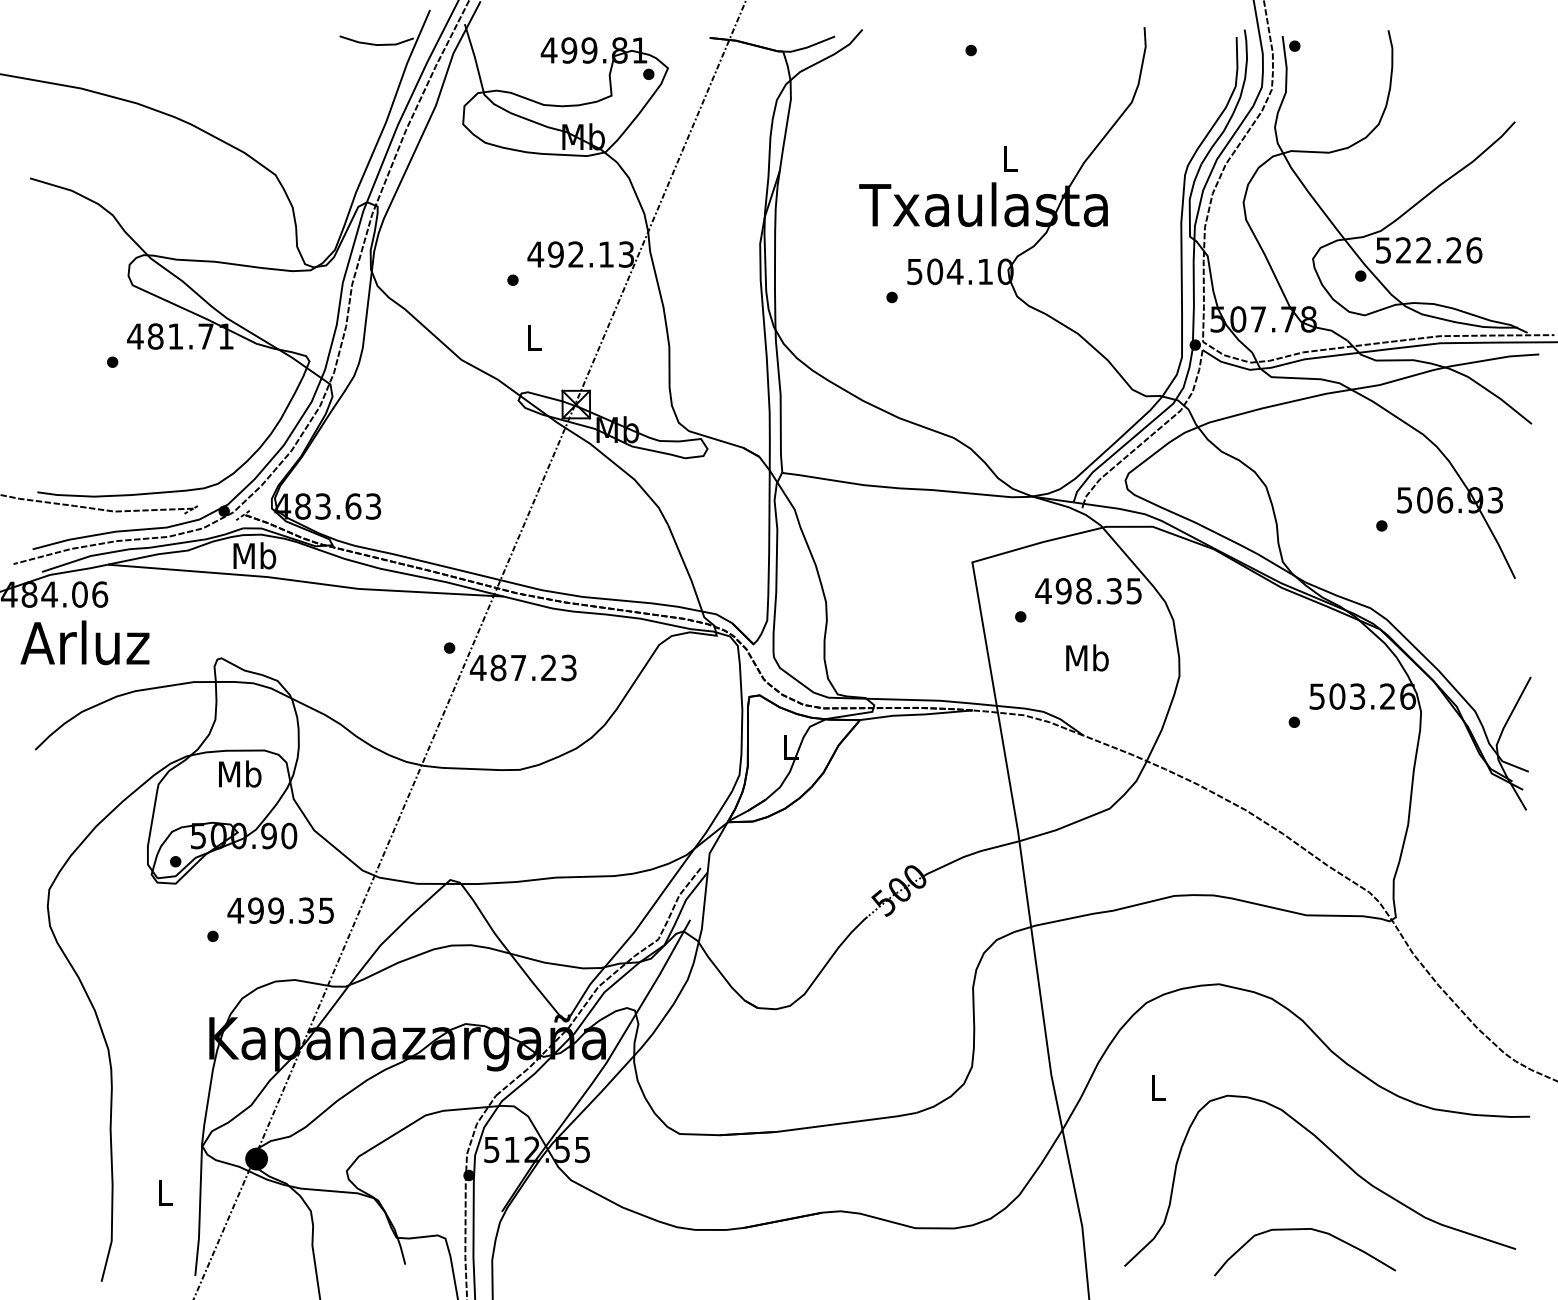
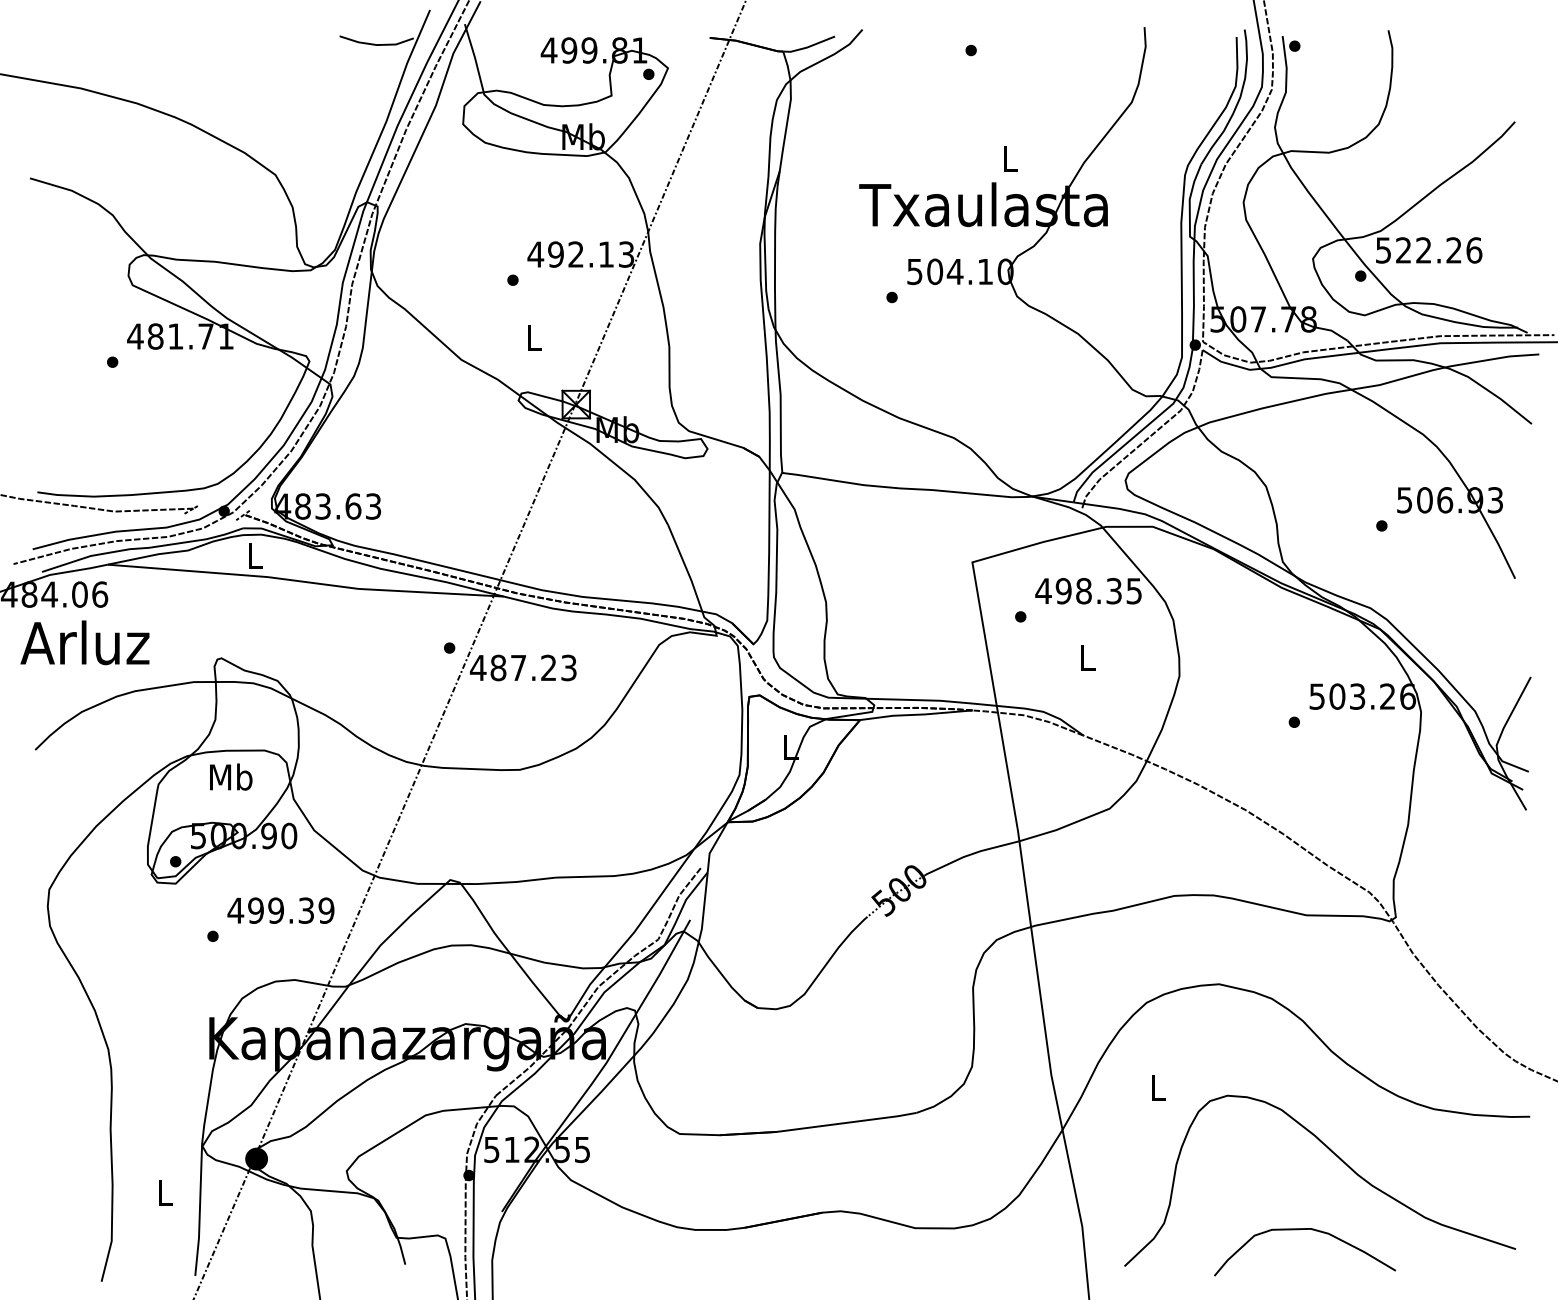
text: Mb -> L (254, 555)
text: Mb -> L (1087, 657)
text position: (240, 773) -> (231, 776) (231, 776)
text: 499.35 -> 499.39 (326, 910)
